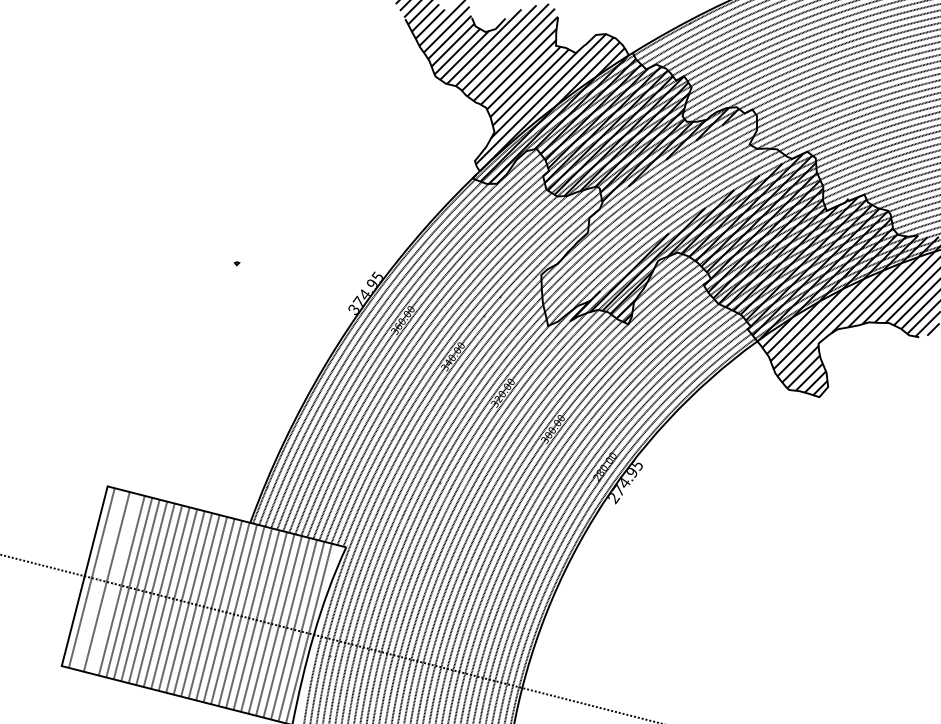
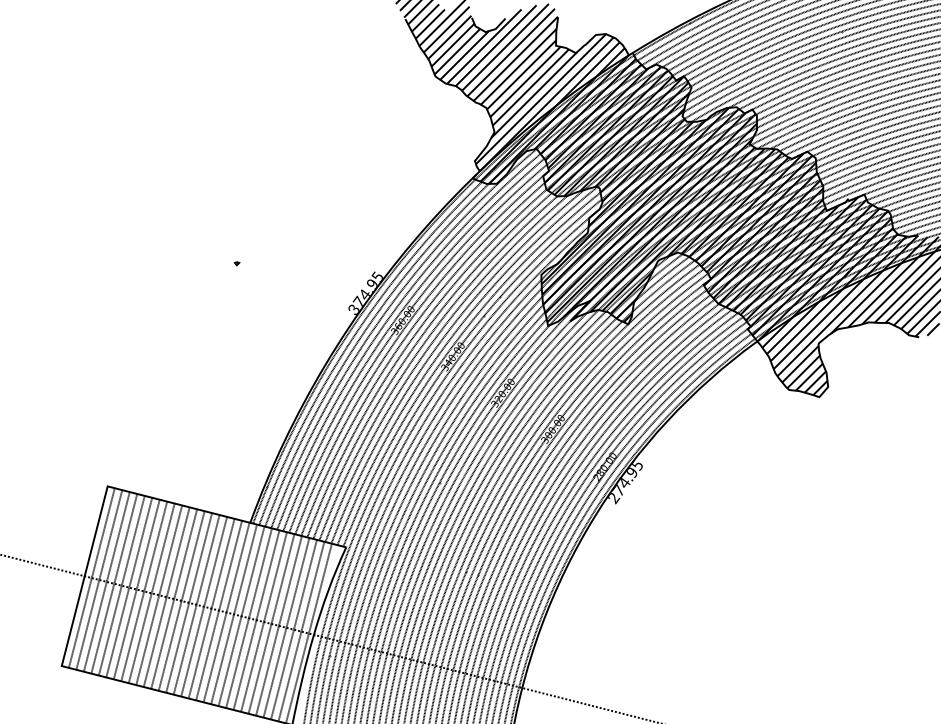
hatch: none -> present (664, 217)
line: none -> present (99, 579)
line: none -> present (114, 583)
